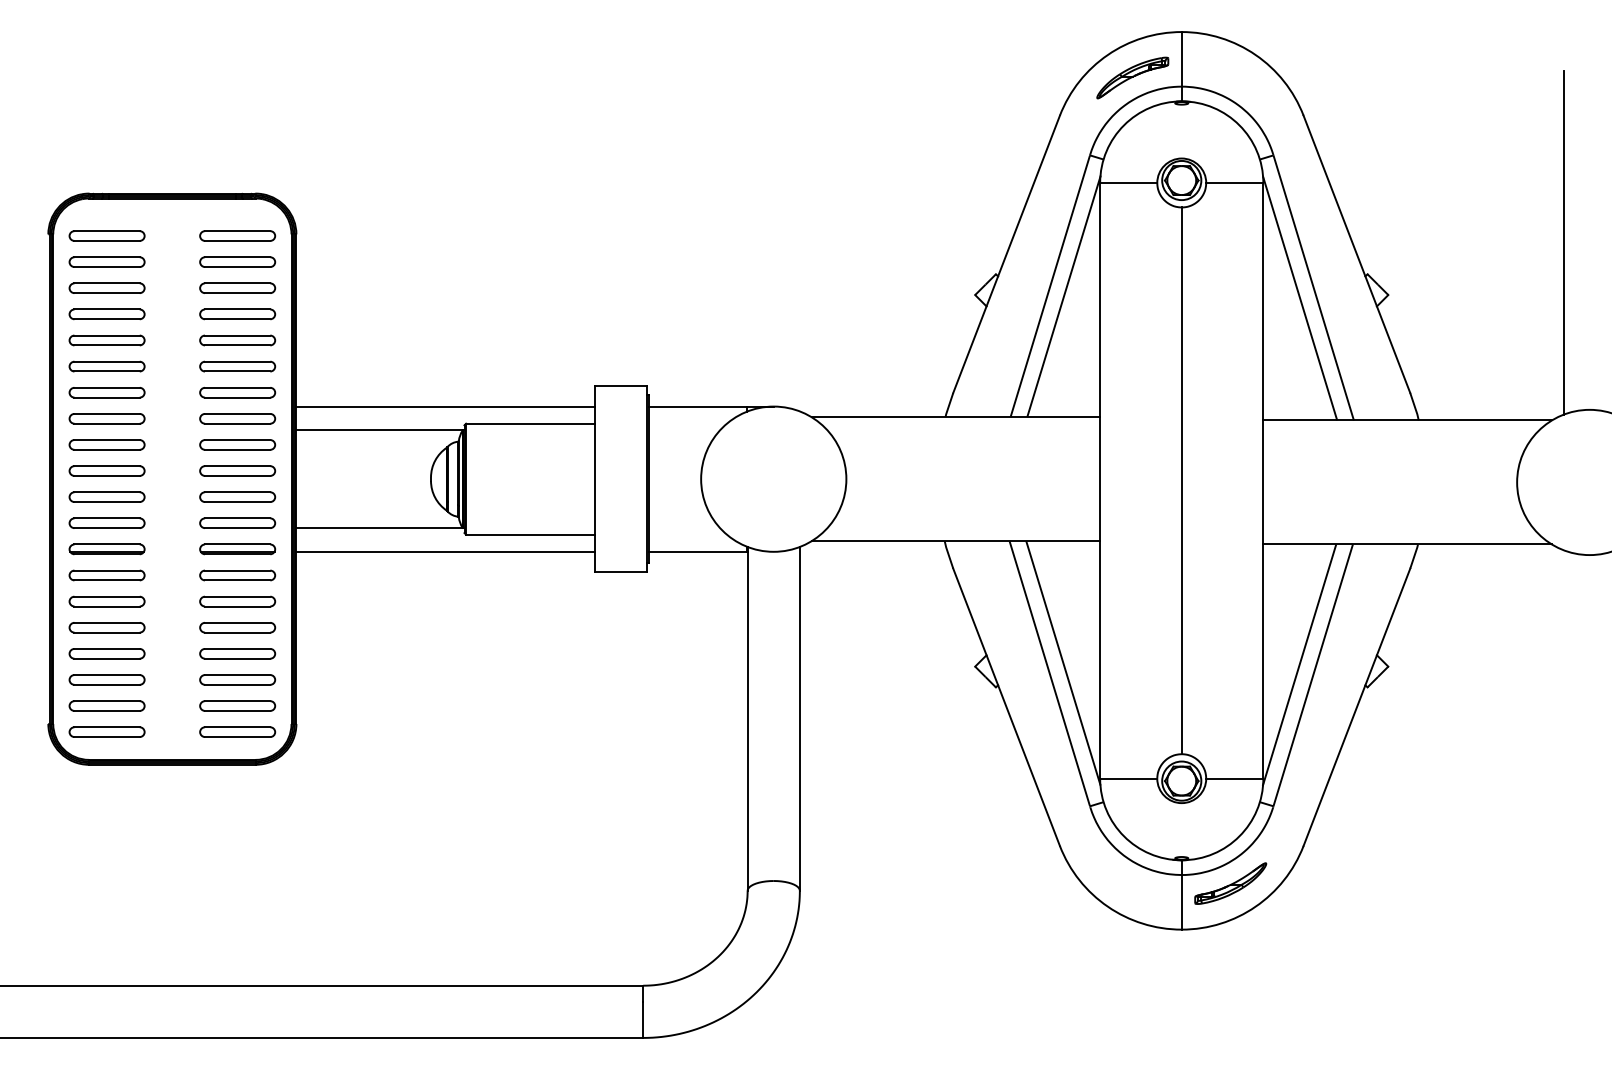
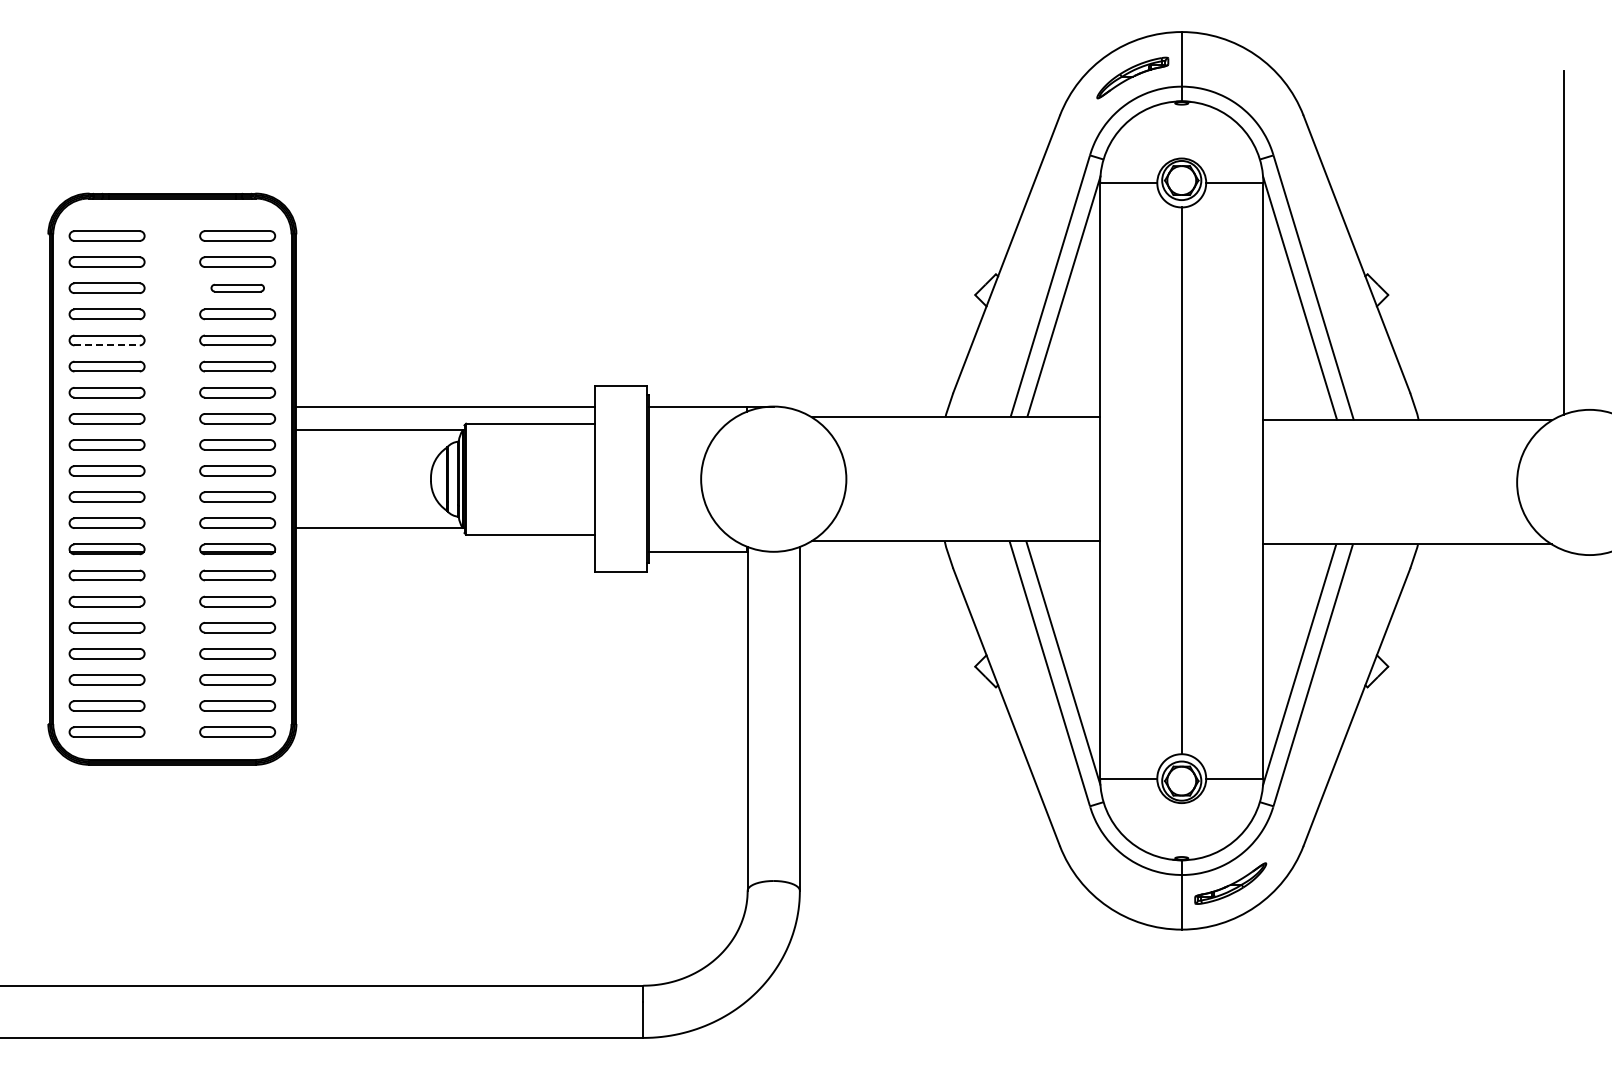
part size: 78x12 px -> 55x10 px (237, 287)
line: solid -> dashed (107, 345)
line: present -> none (445, 551)
